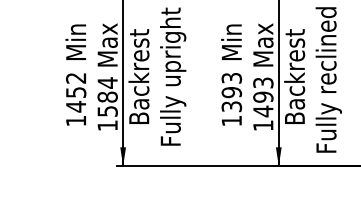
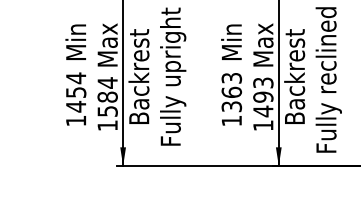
text: 1452 -> 1454 (76, 78)
text: 1393 -> 1363 (231, 92)
